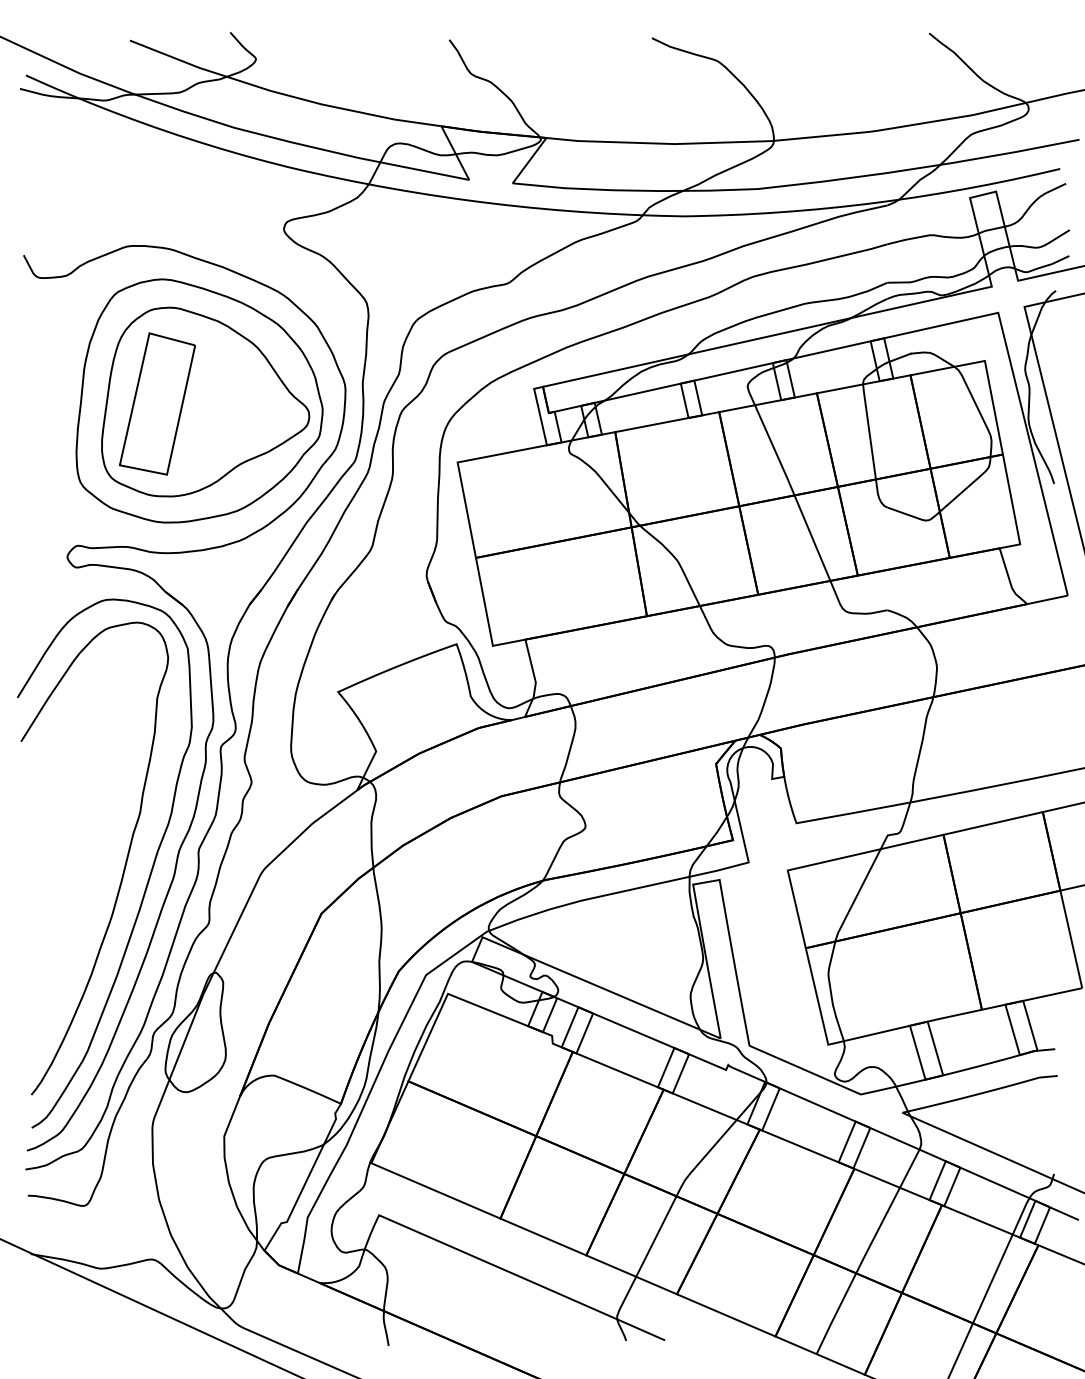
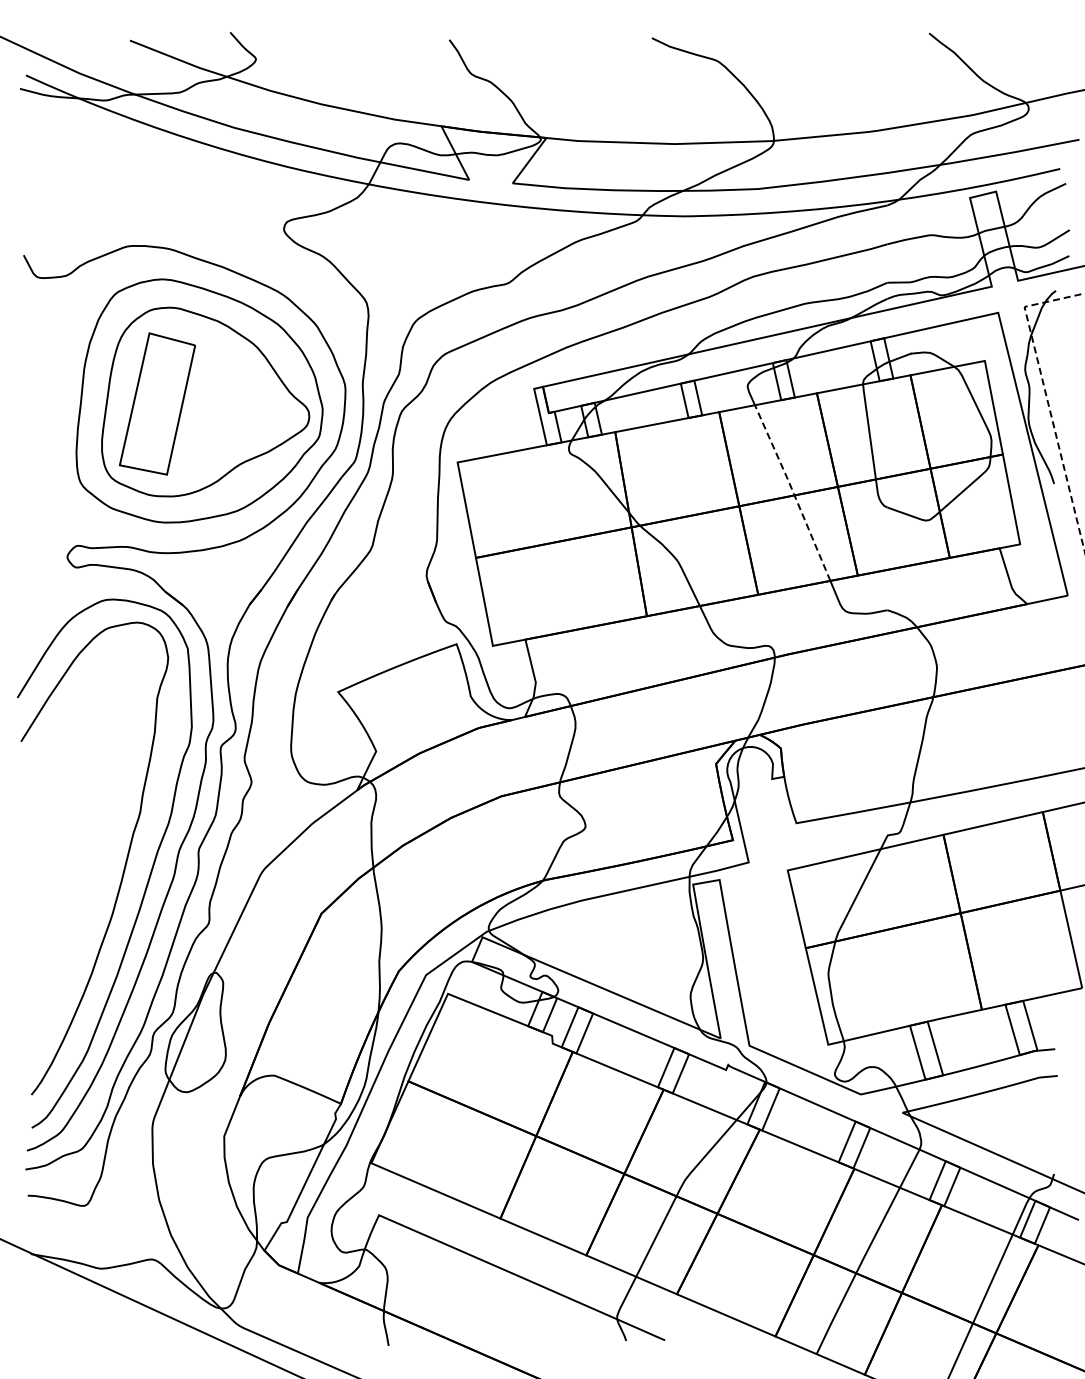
line: solid -> dashed (1047, 398)
line: solid -> dashed (793, 491)
